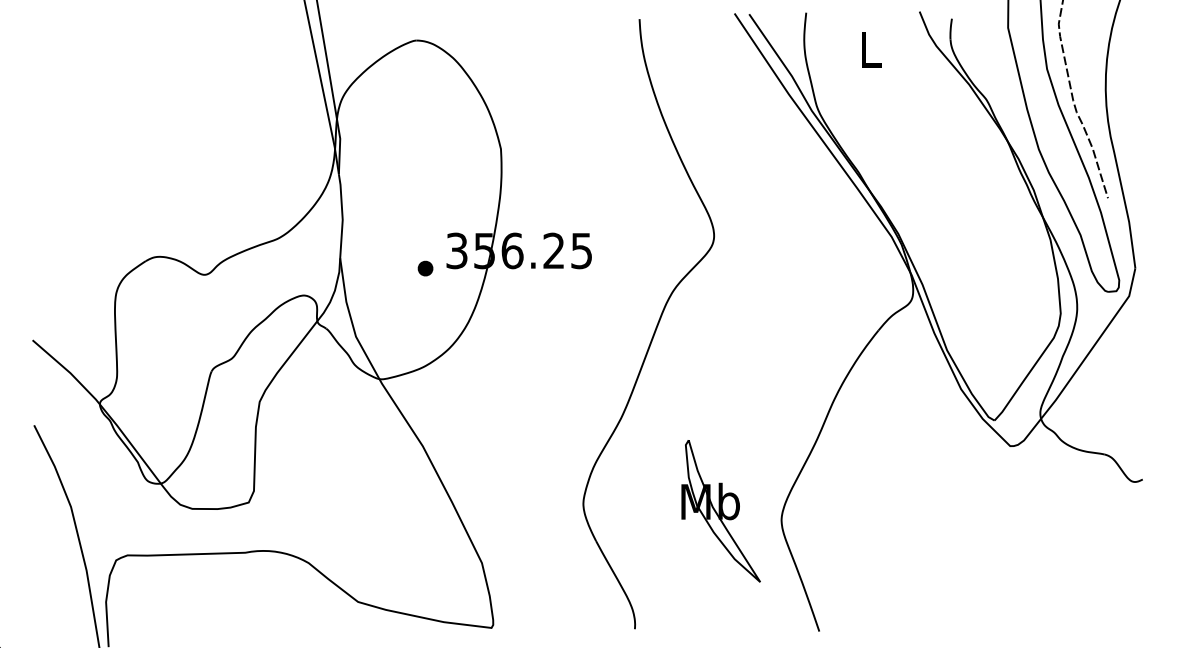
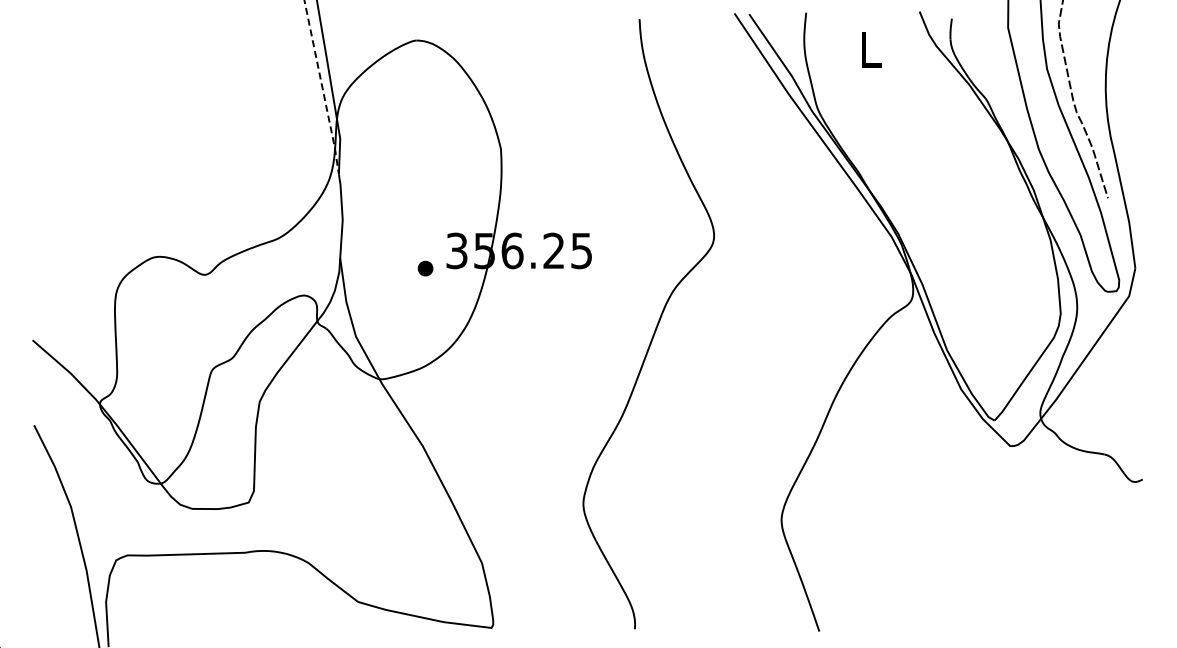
line: solid -> dashed (322, 88)
part: present -> none (720, 511)
